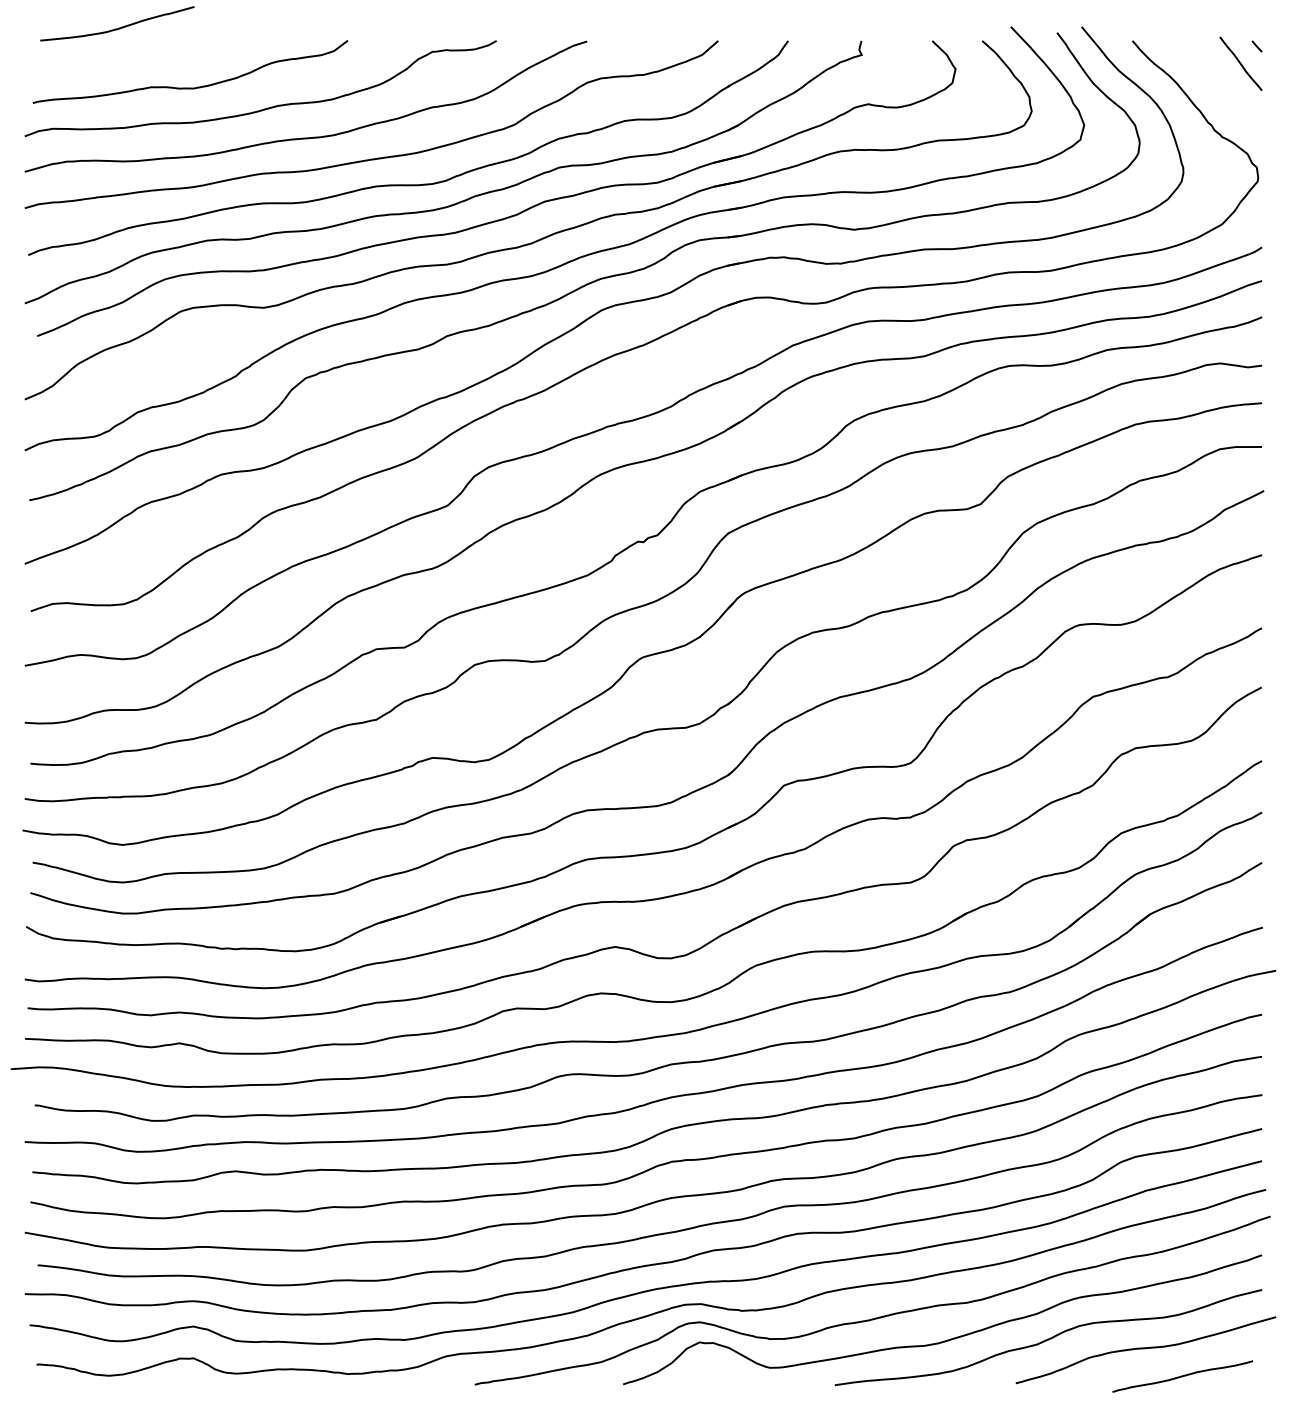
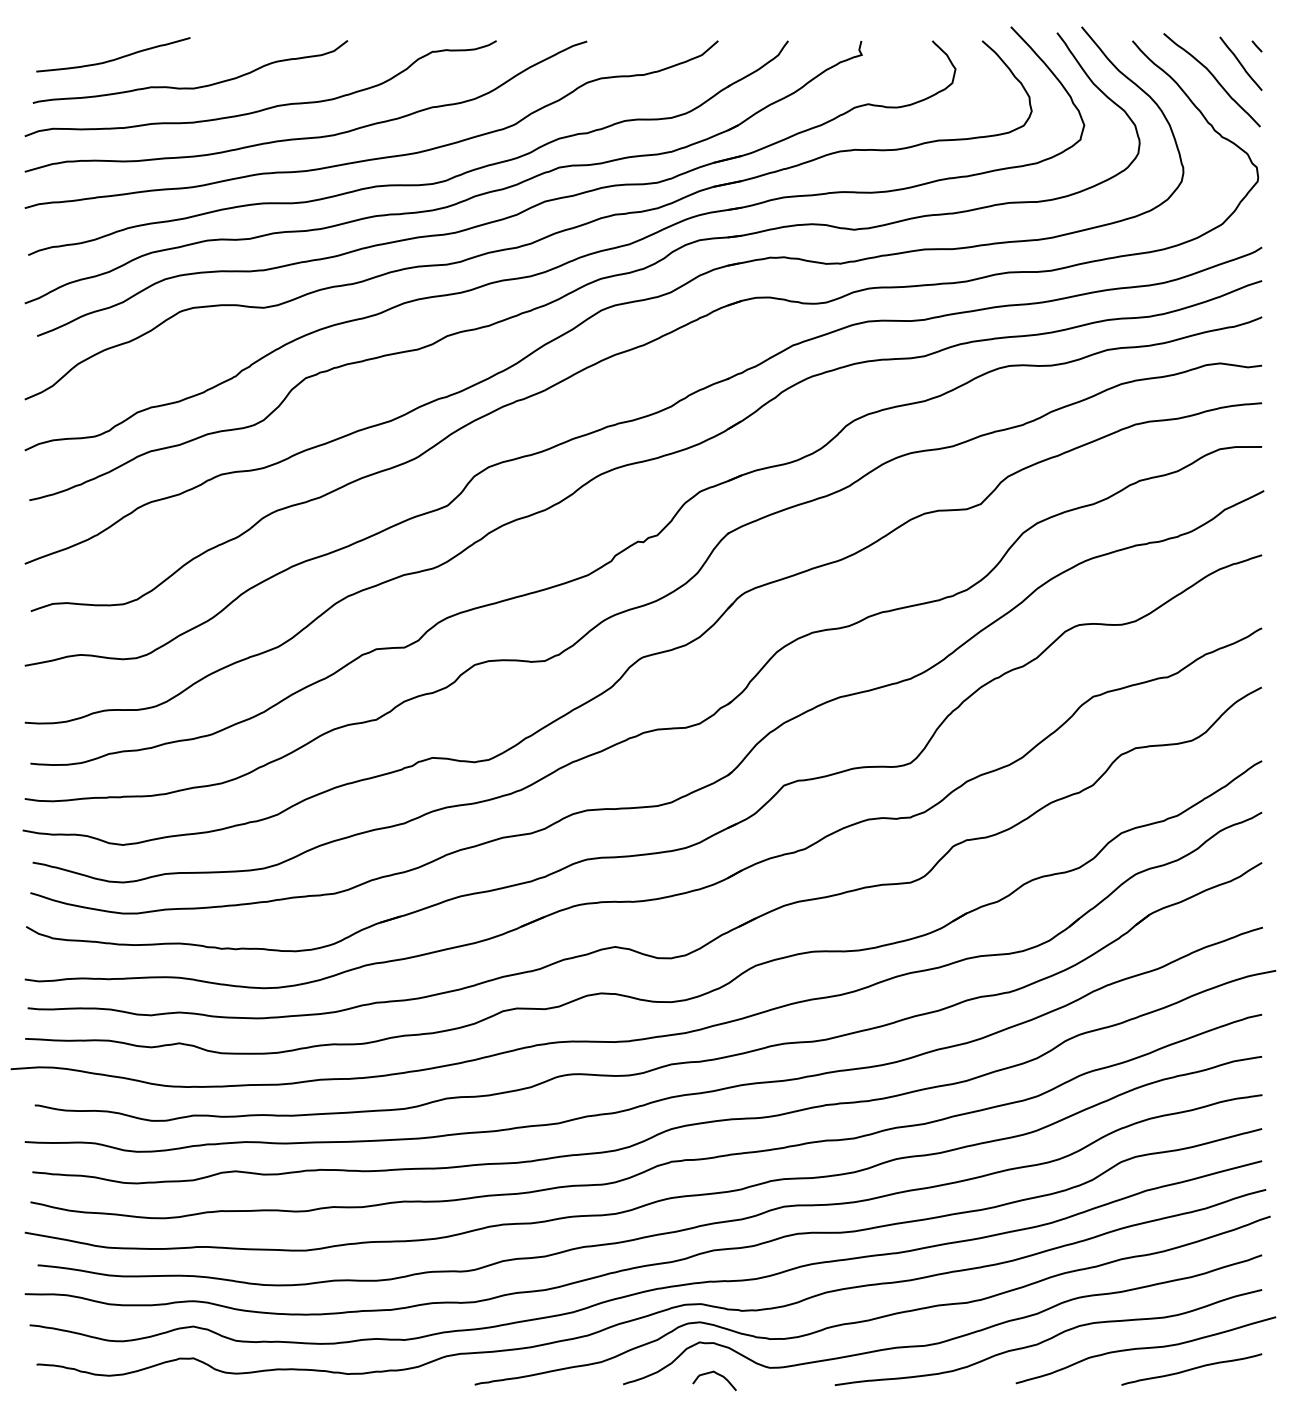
curve position: (118, 27) -> (114, 58) (114, 58)
curve: none -> present (1214, 79)
curve: none -> present (716, 1374)
curve position: (1182, 1376) -> (1191, 1369) (1191, 1369)
